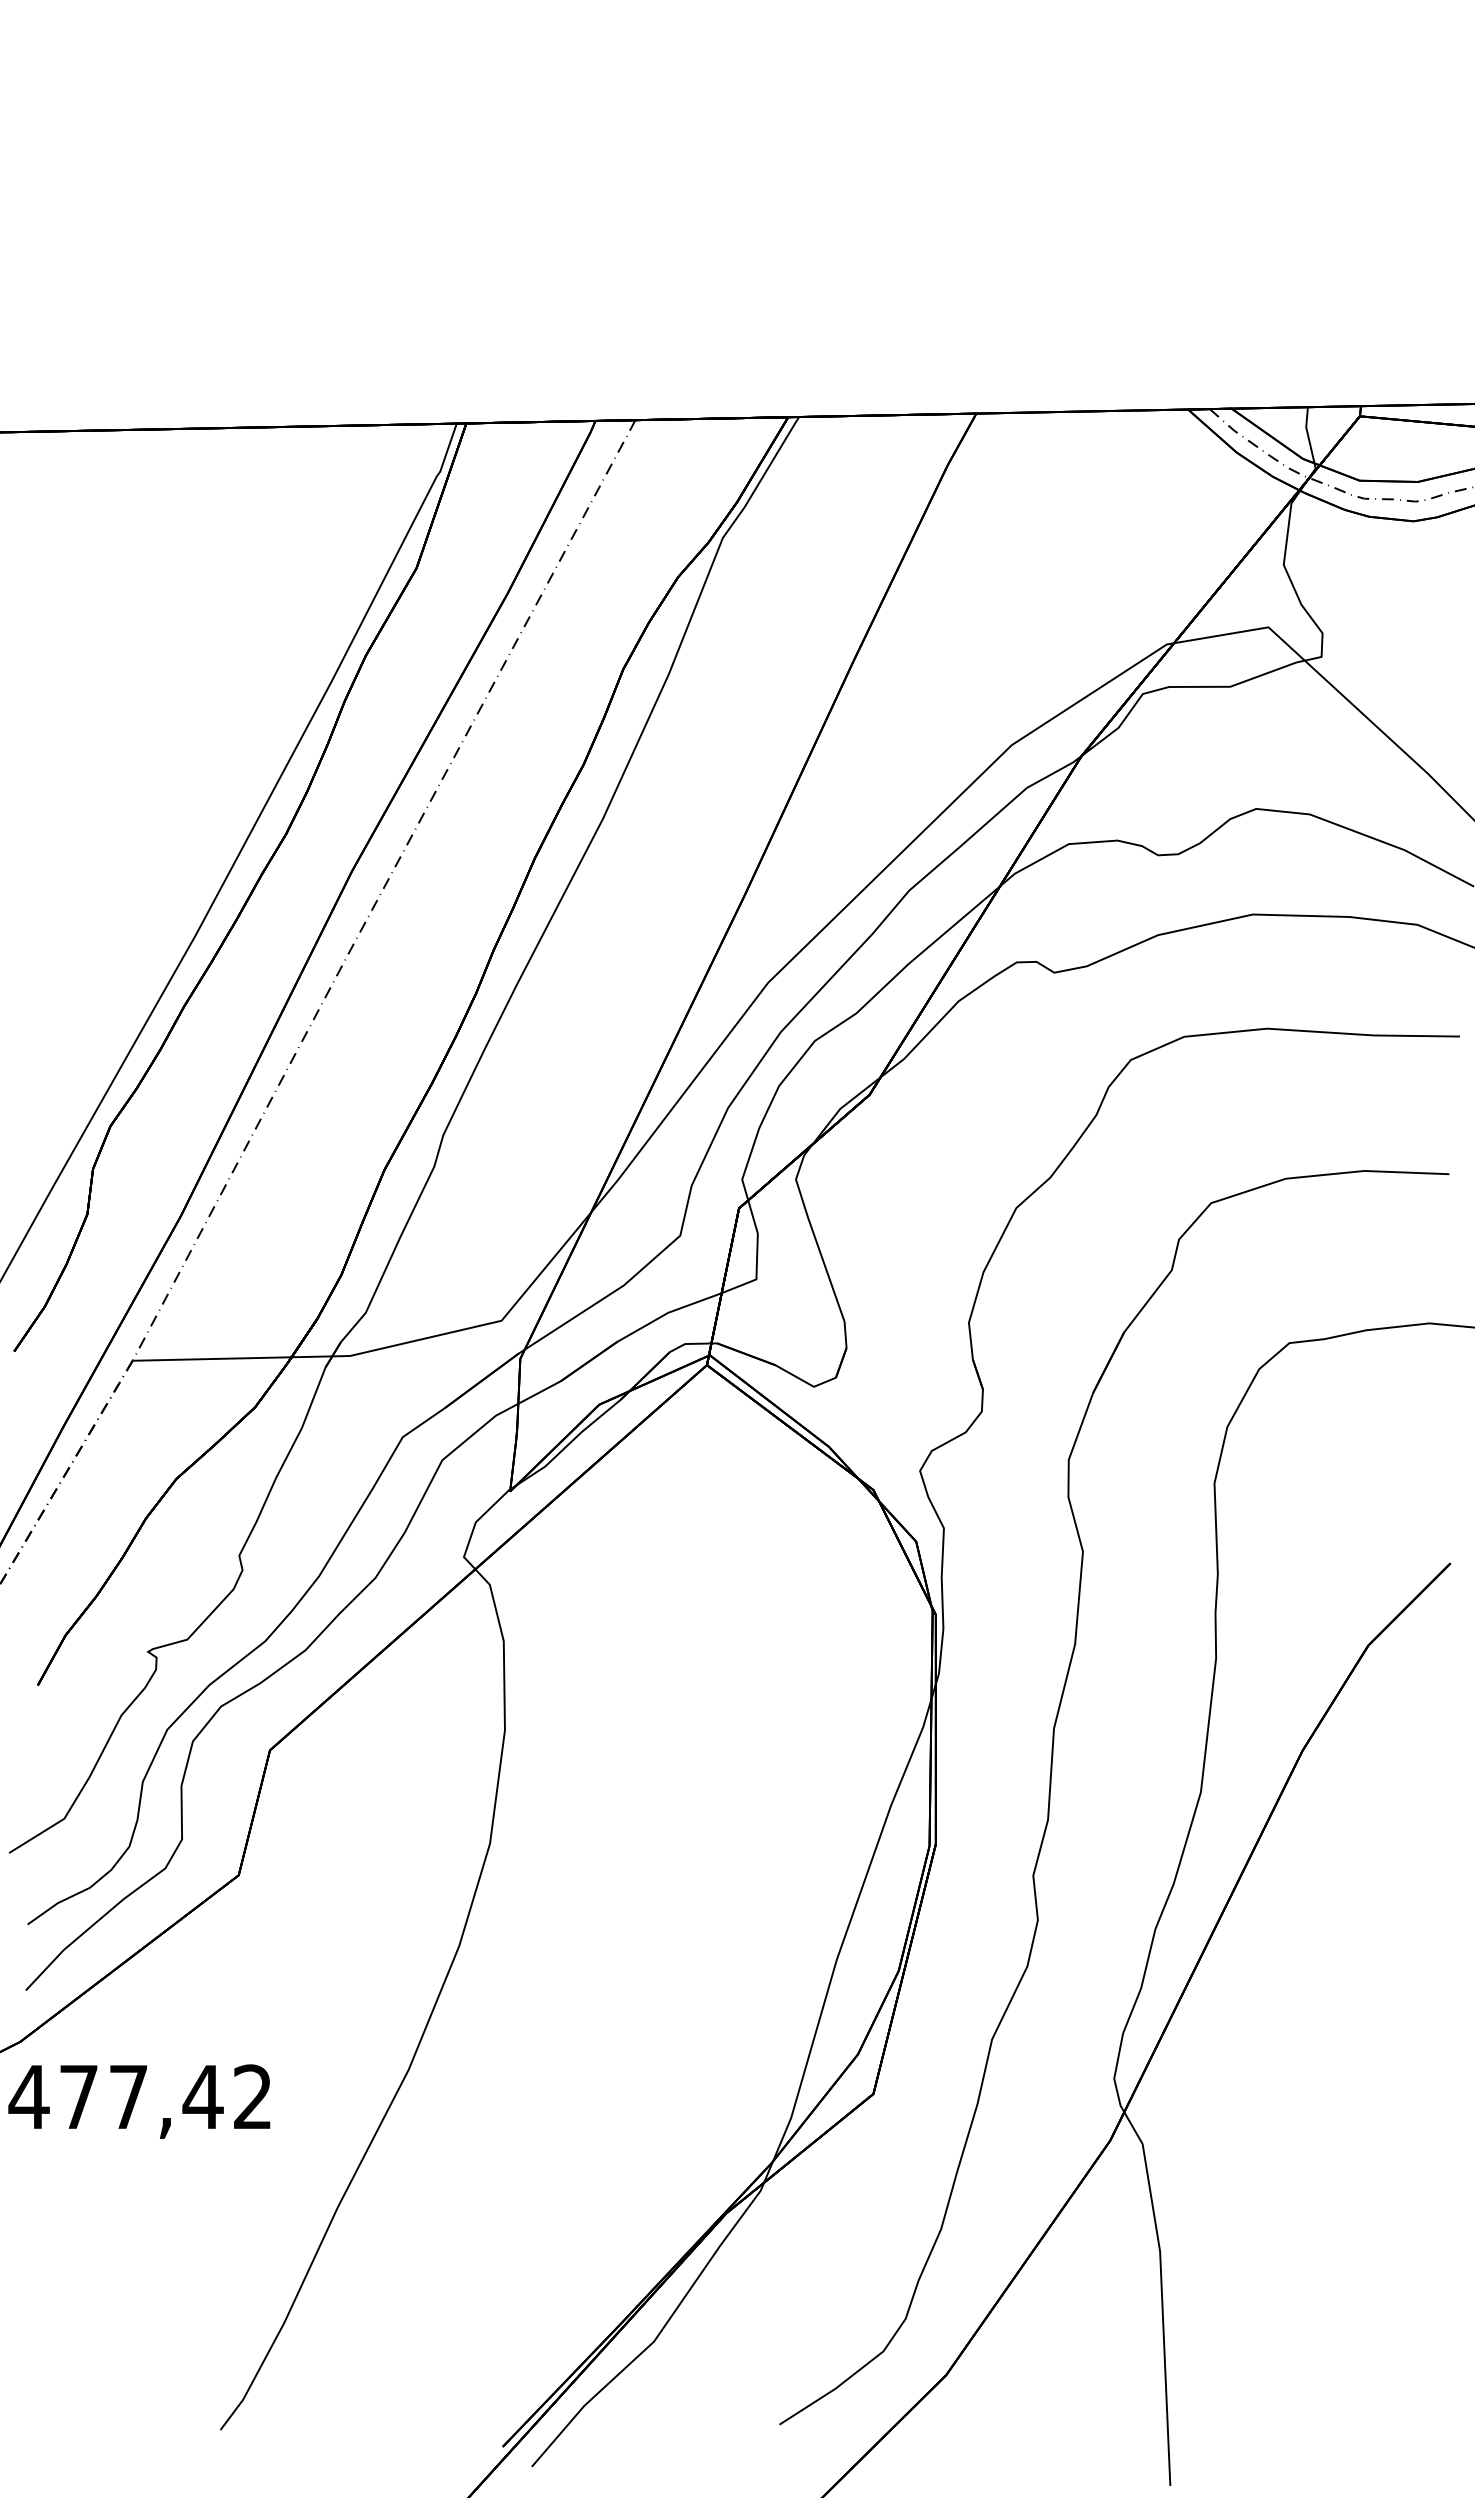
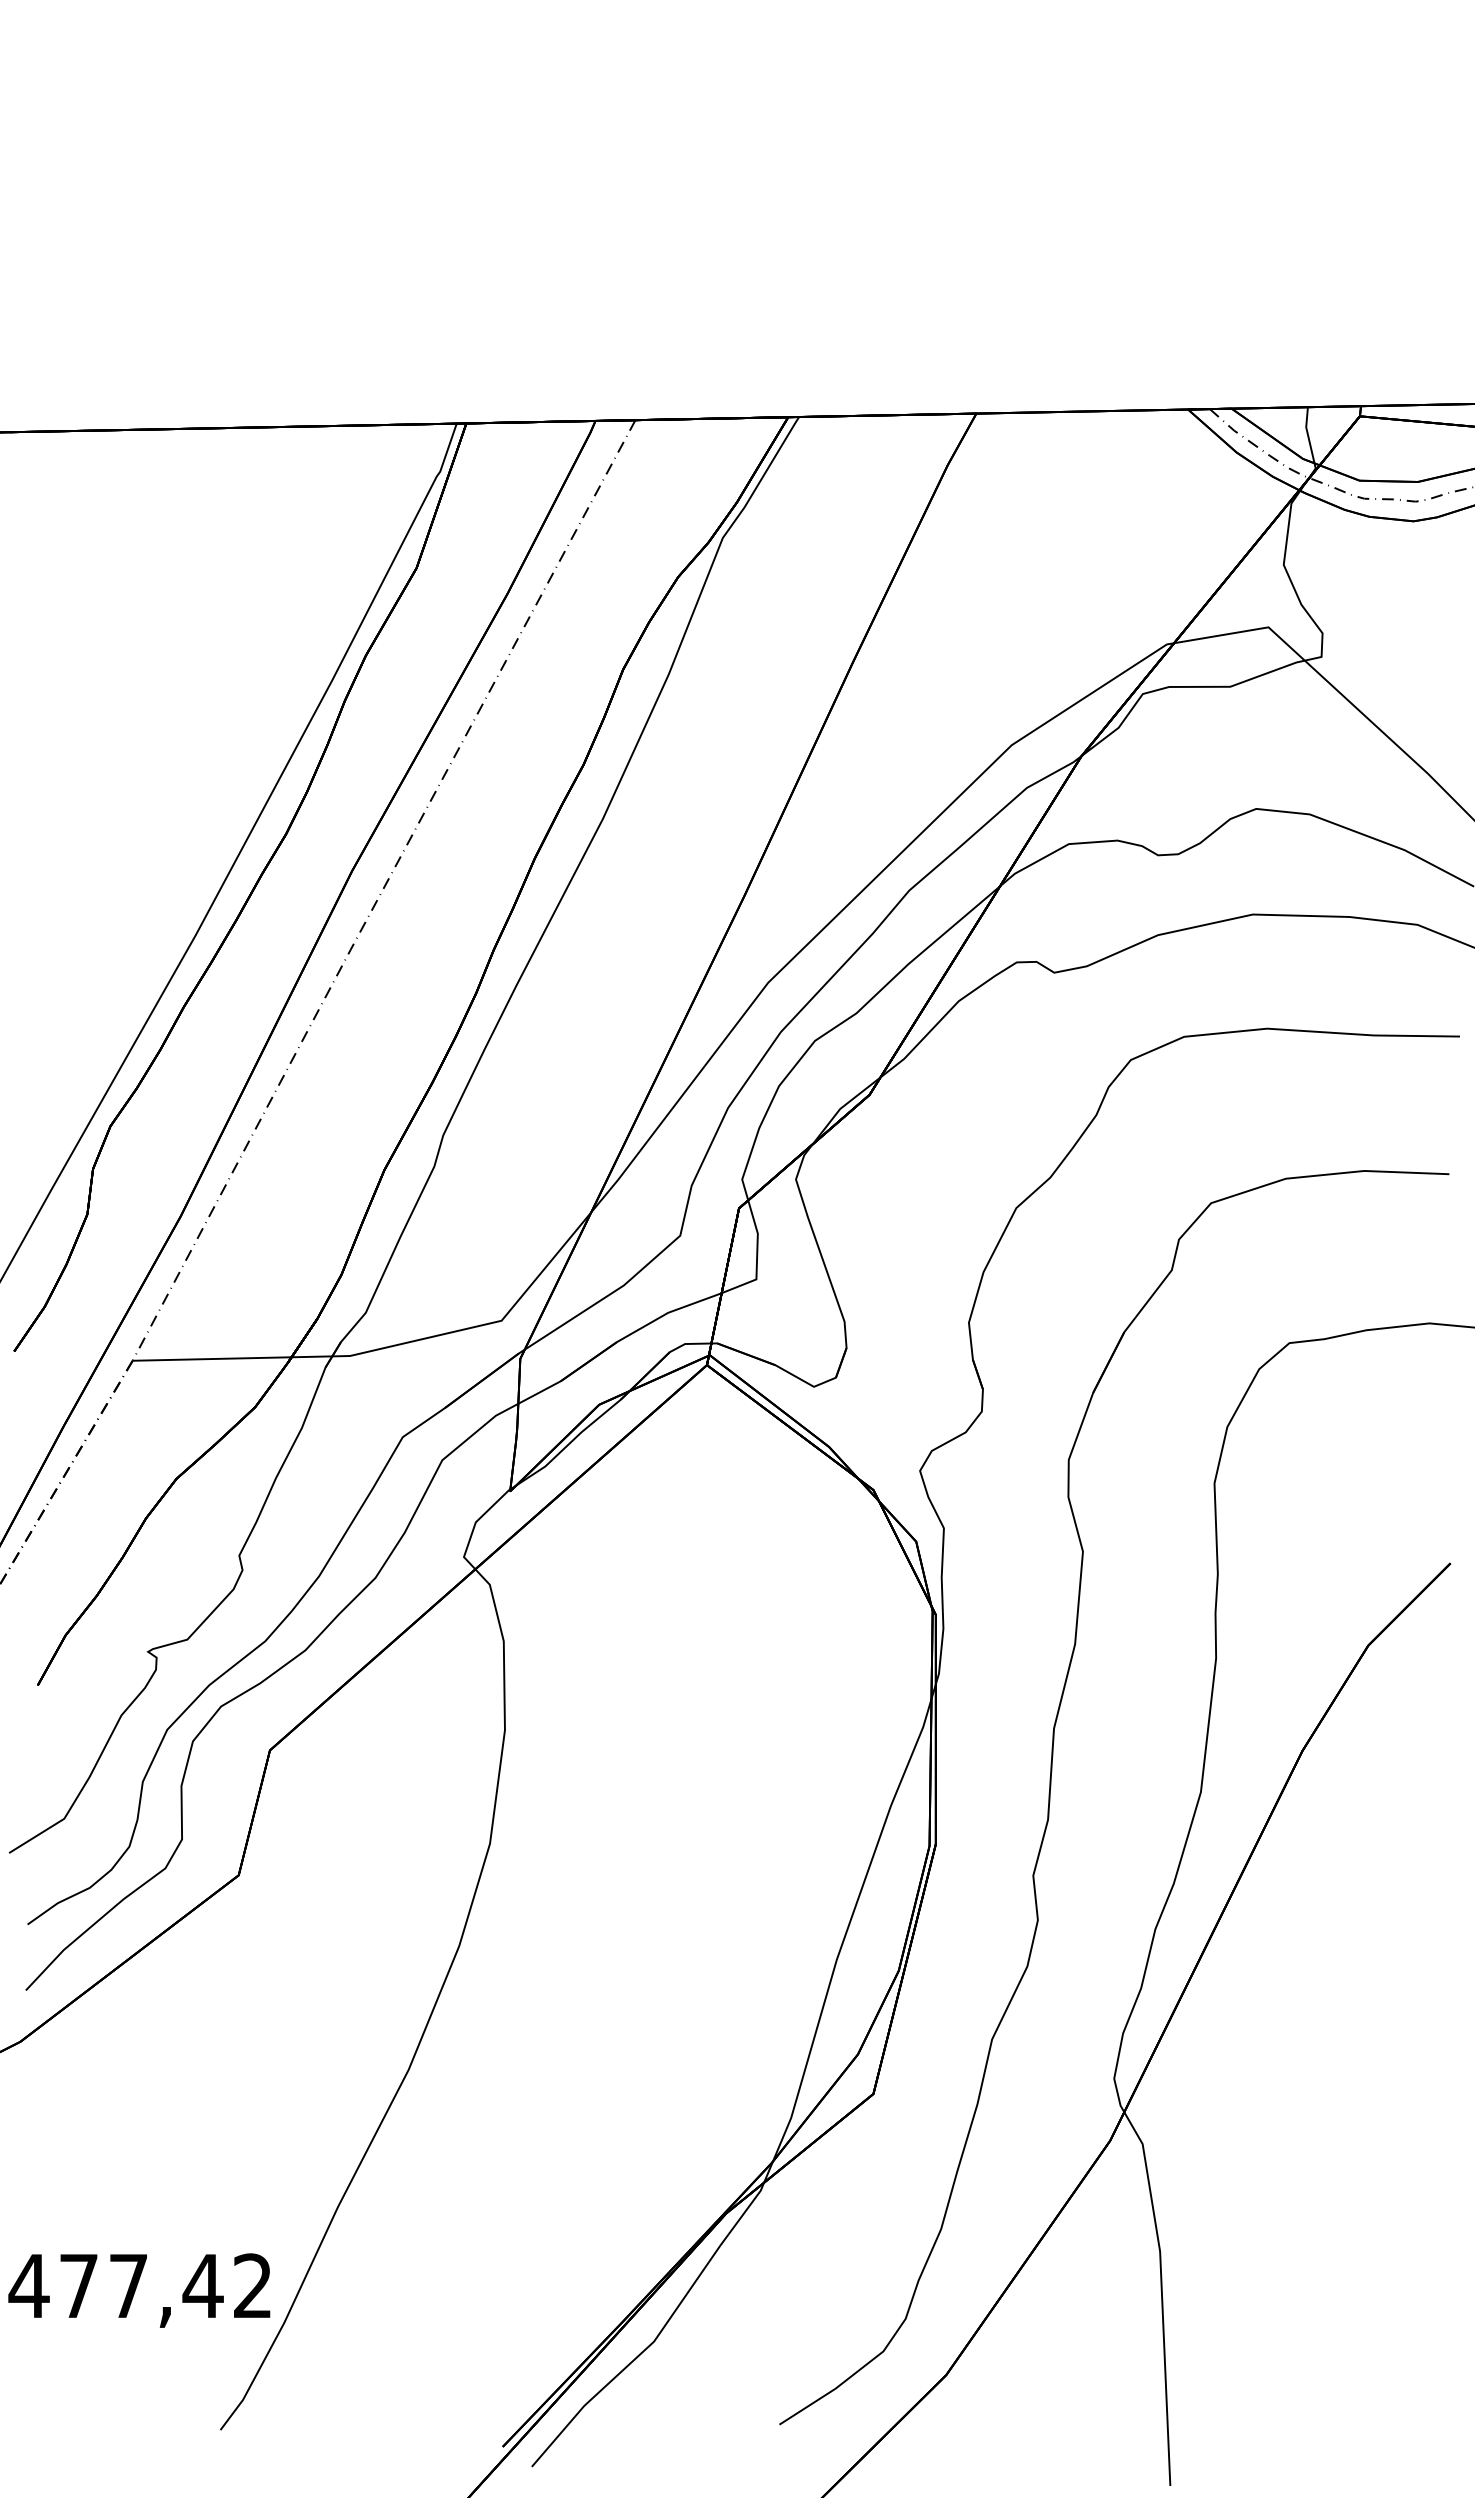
text position: (139, 2101) -> (139, 2290) (139, 2290)
